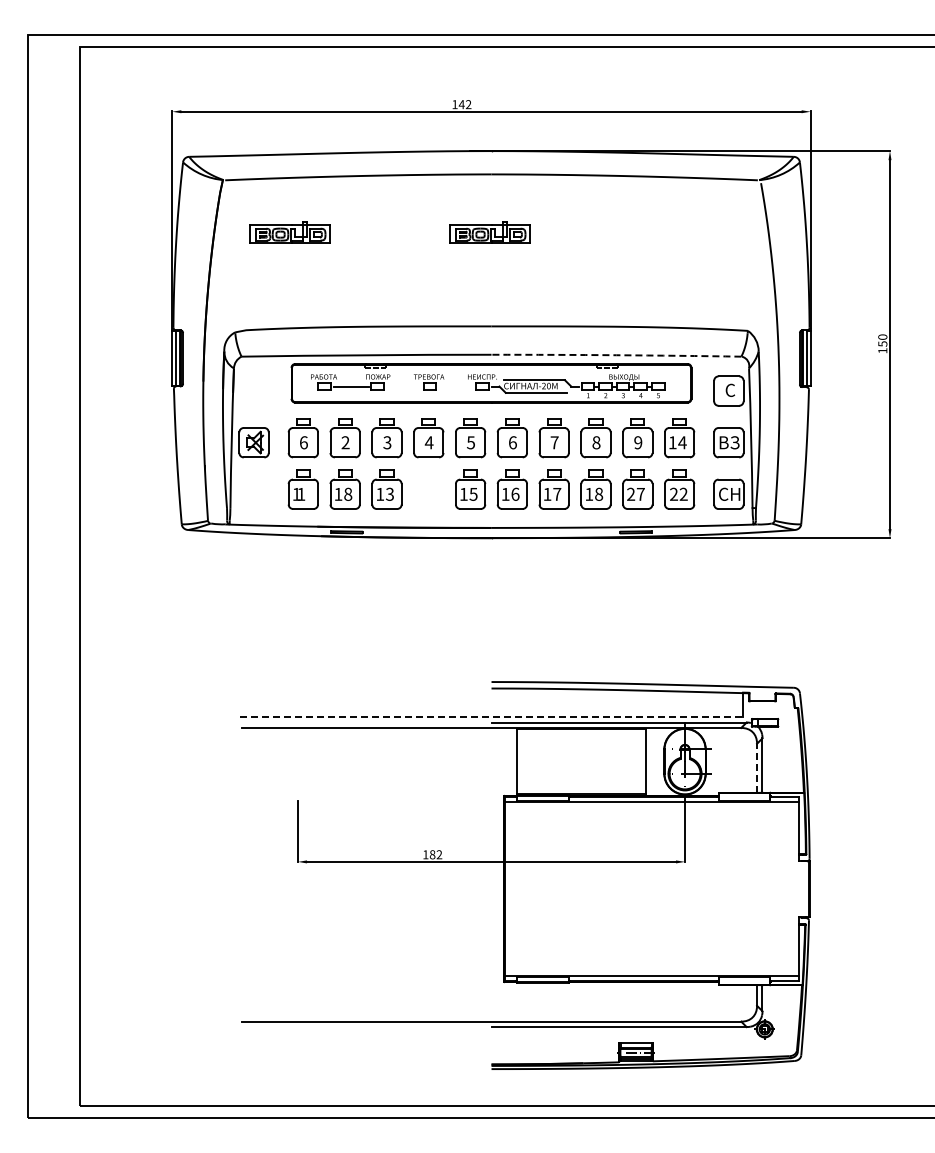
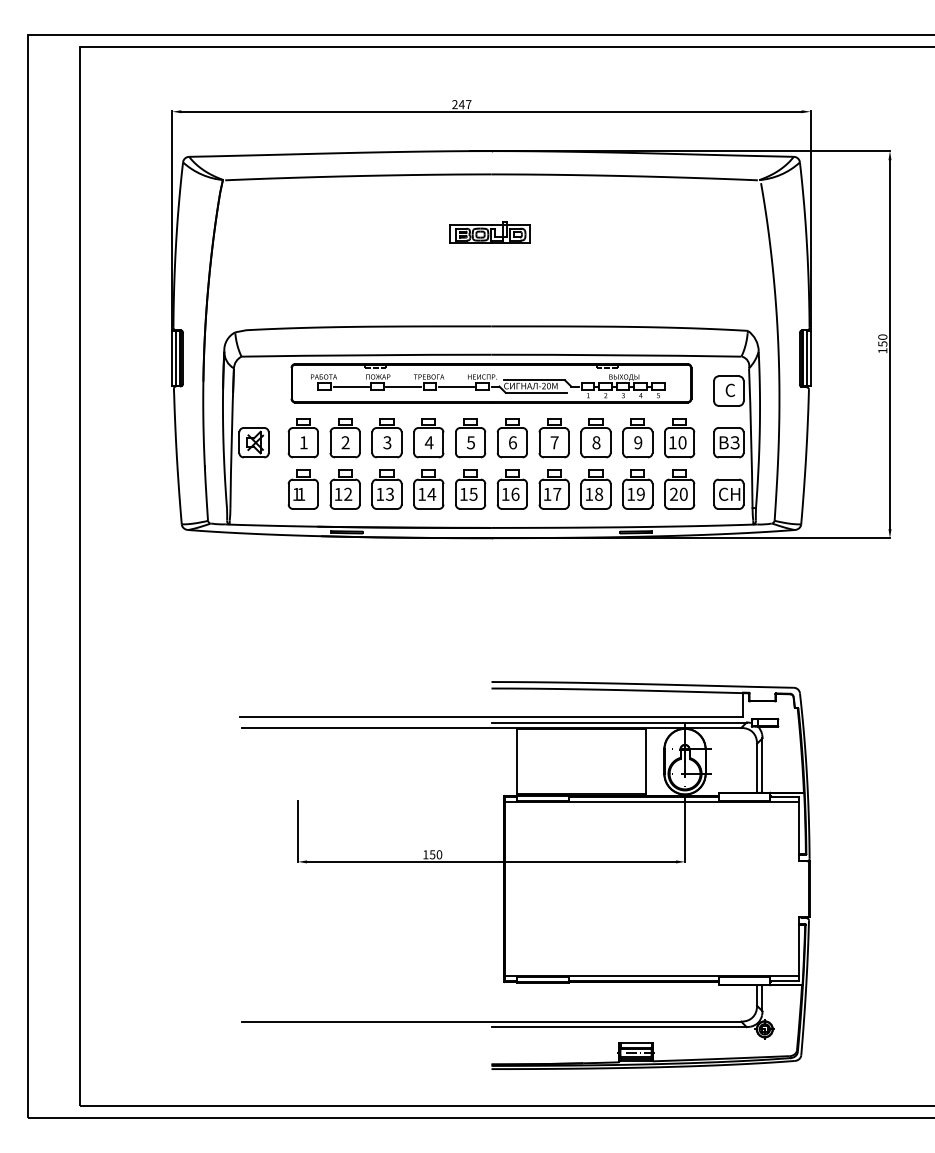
text: 142 -> 247 (461, 104)
part: present -> none (289, 232)
arc: dashed -> solid (616, 355)
line: none -> present (403, 386)
line: none -> present (455, 386)
text: 6 -> 1 (303, 442)
text: 14 -> 10 (682, 442)
part: none -> present (428, 489)
text: 18 -> 12 (348, 493)
text: 27 -> 19 (635, 493)
text: 22 -> 20 (683, 493)
line: dashed -> solid (491, 717)
line: dashed -> solid (757, 768)
text: 182 -> 150 (435, 854)
